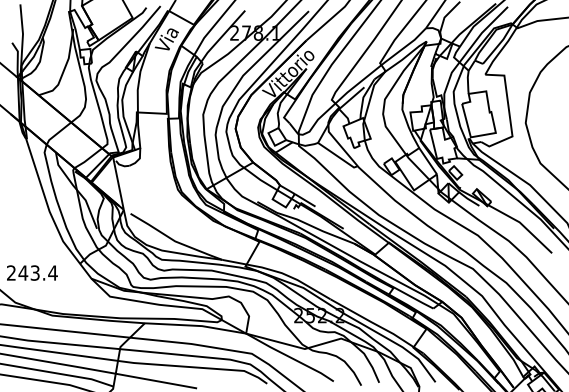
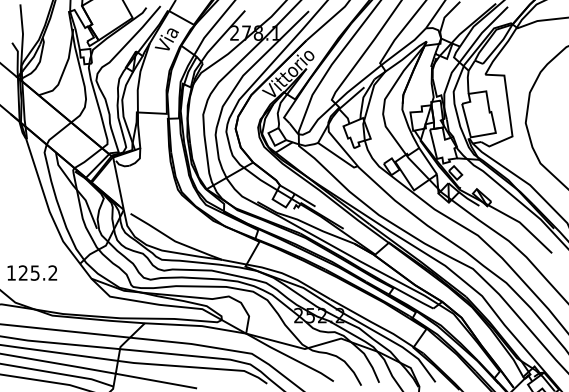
text: 243.4 -> 125.2 (32, 272)
